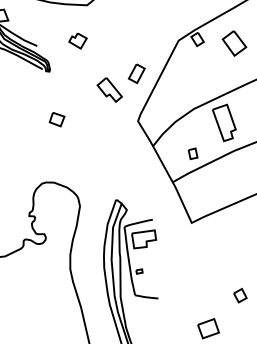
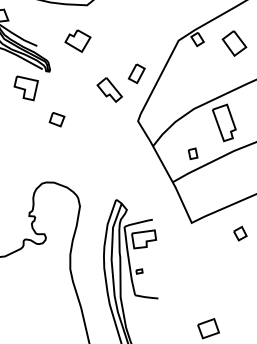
part size: 20x18 px -> 28x24 px (77, 40)
part: none -> present (25, 88)
part position: (240, 295) -> (240, 233) (240, 233)
